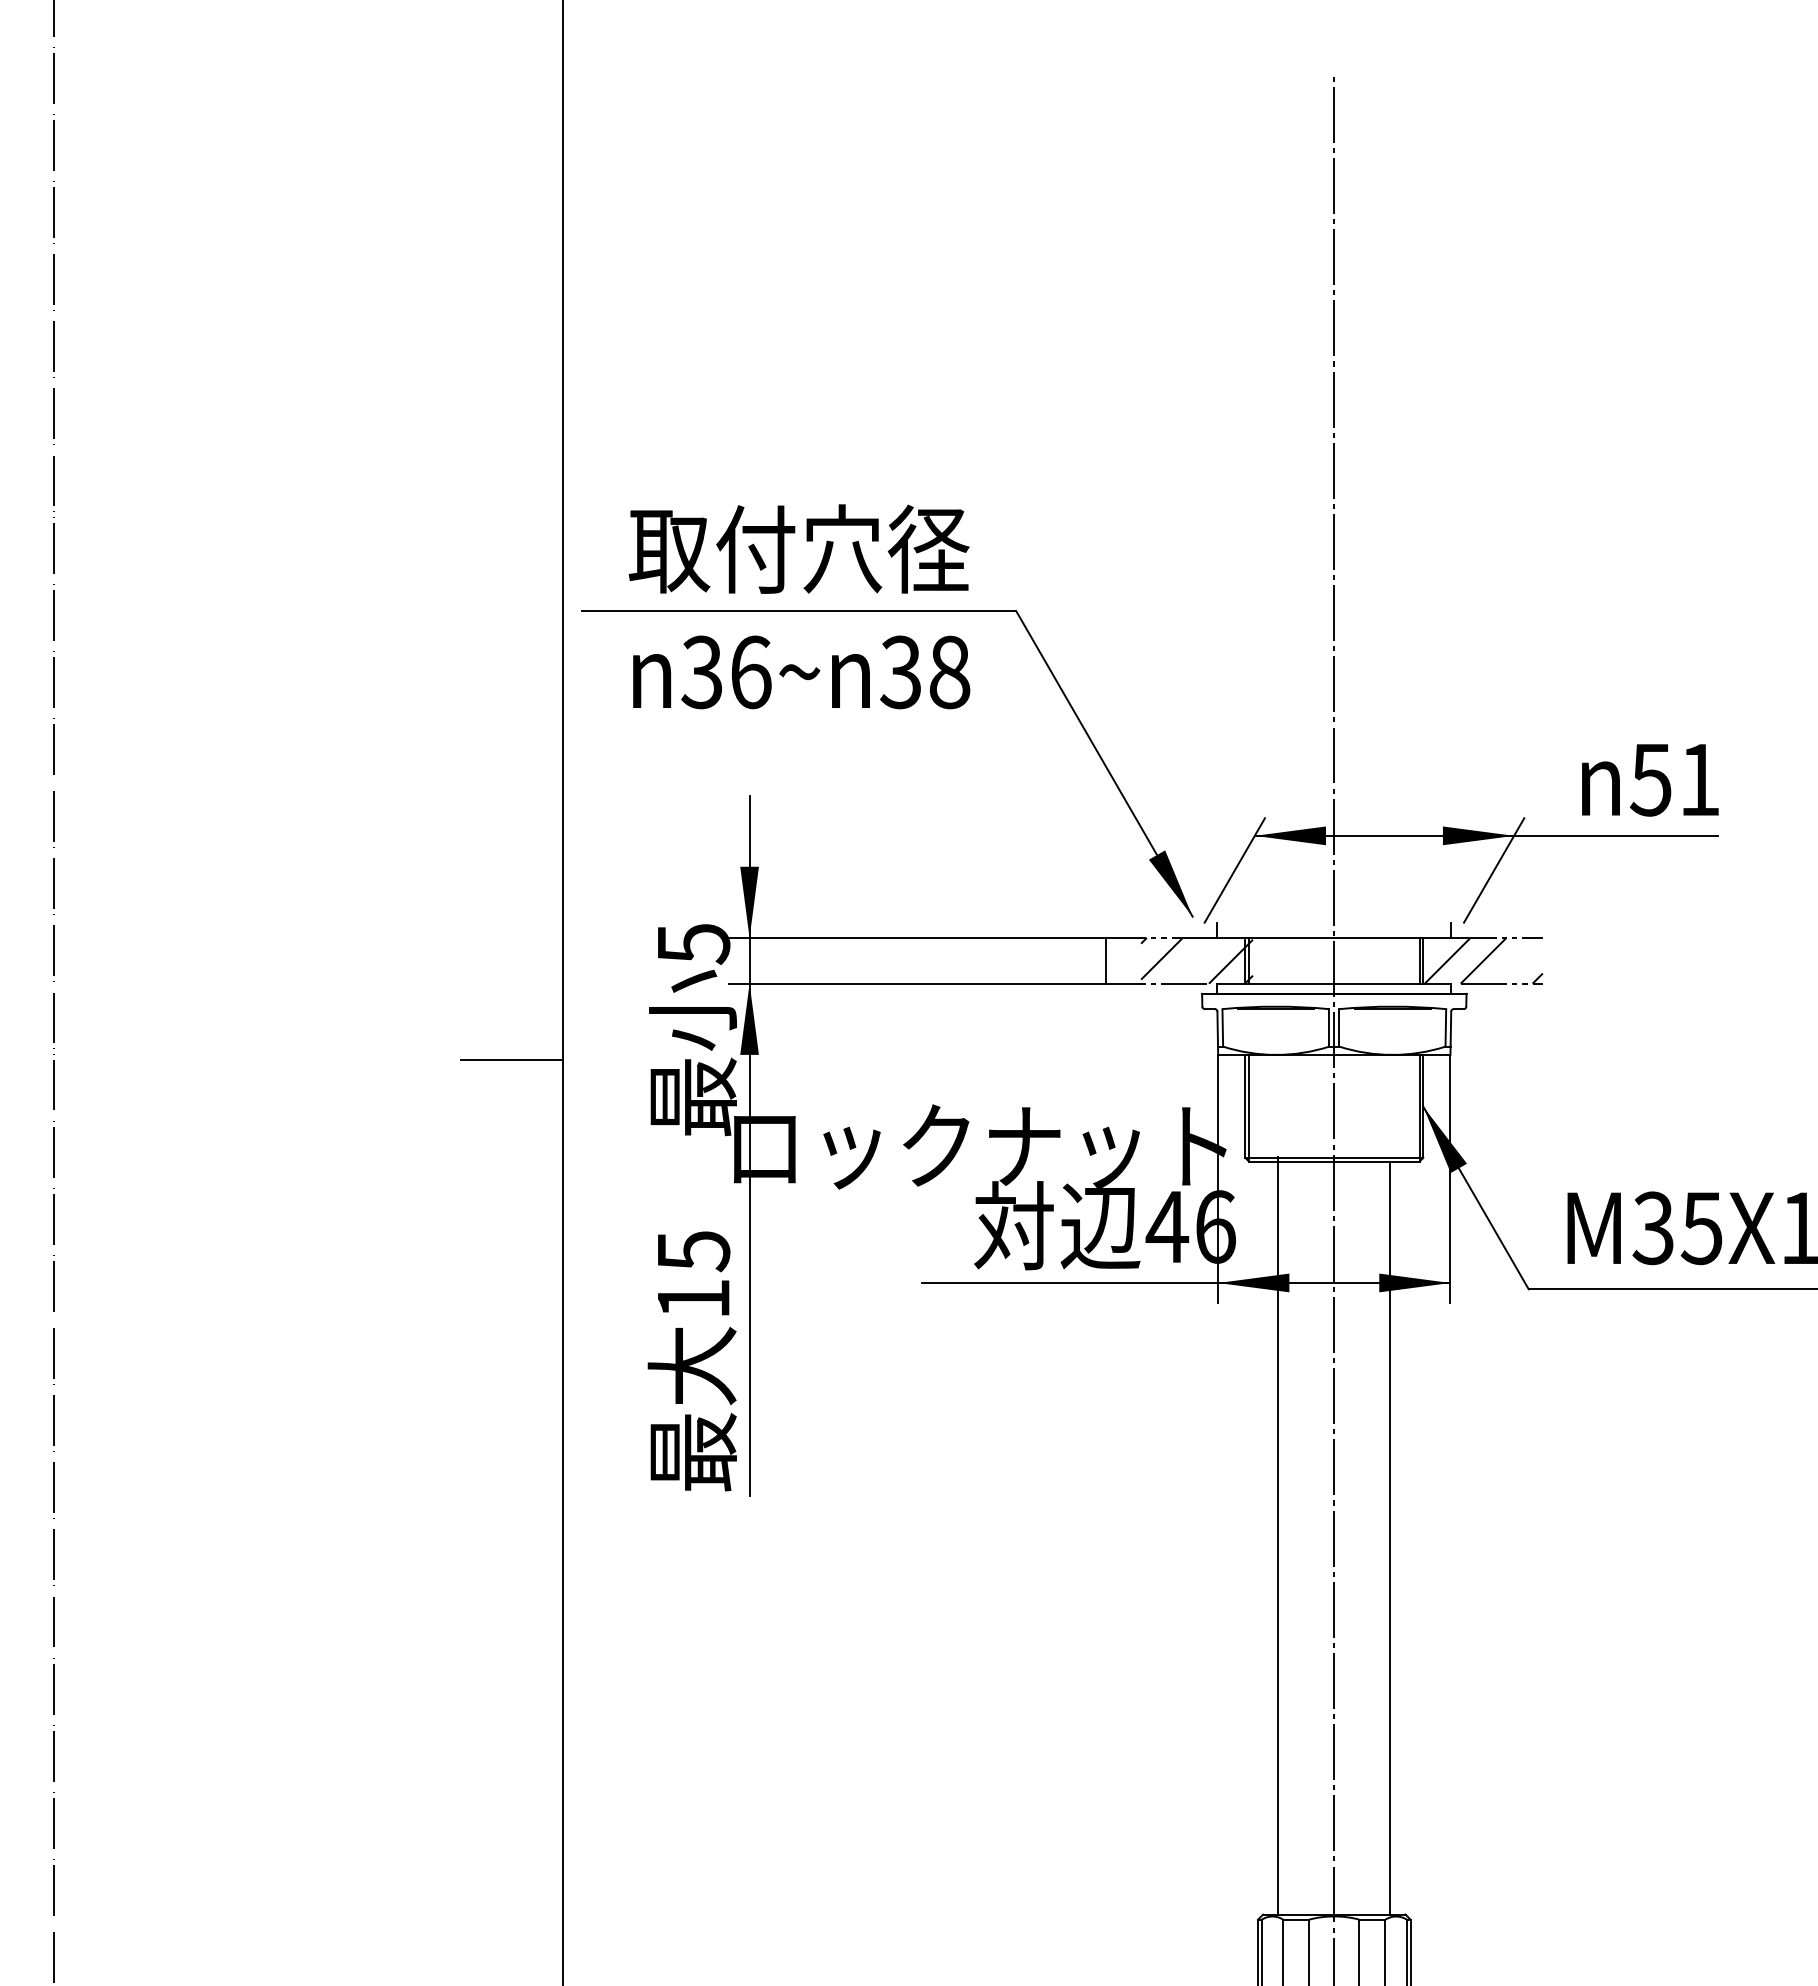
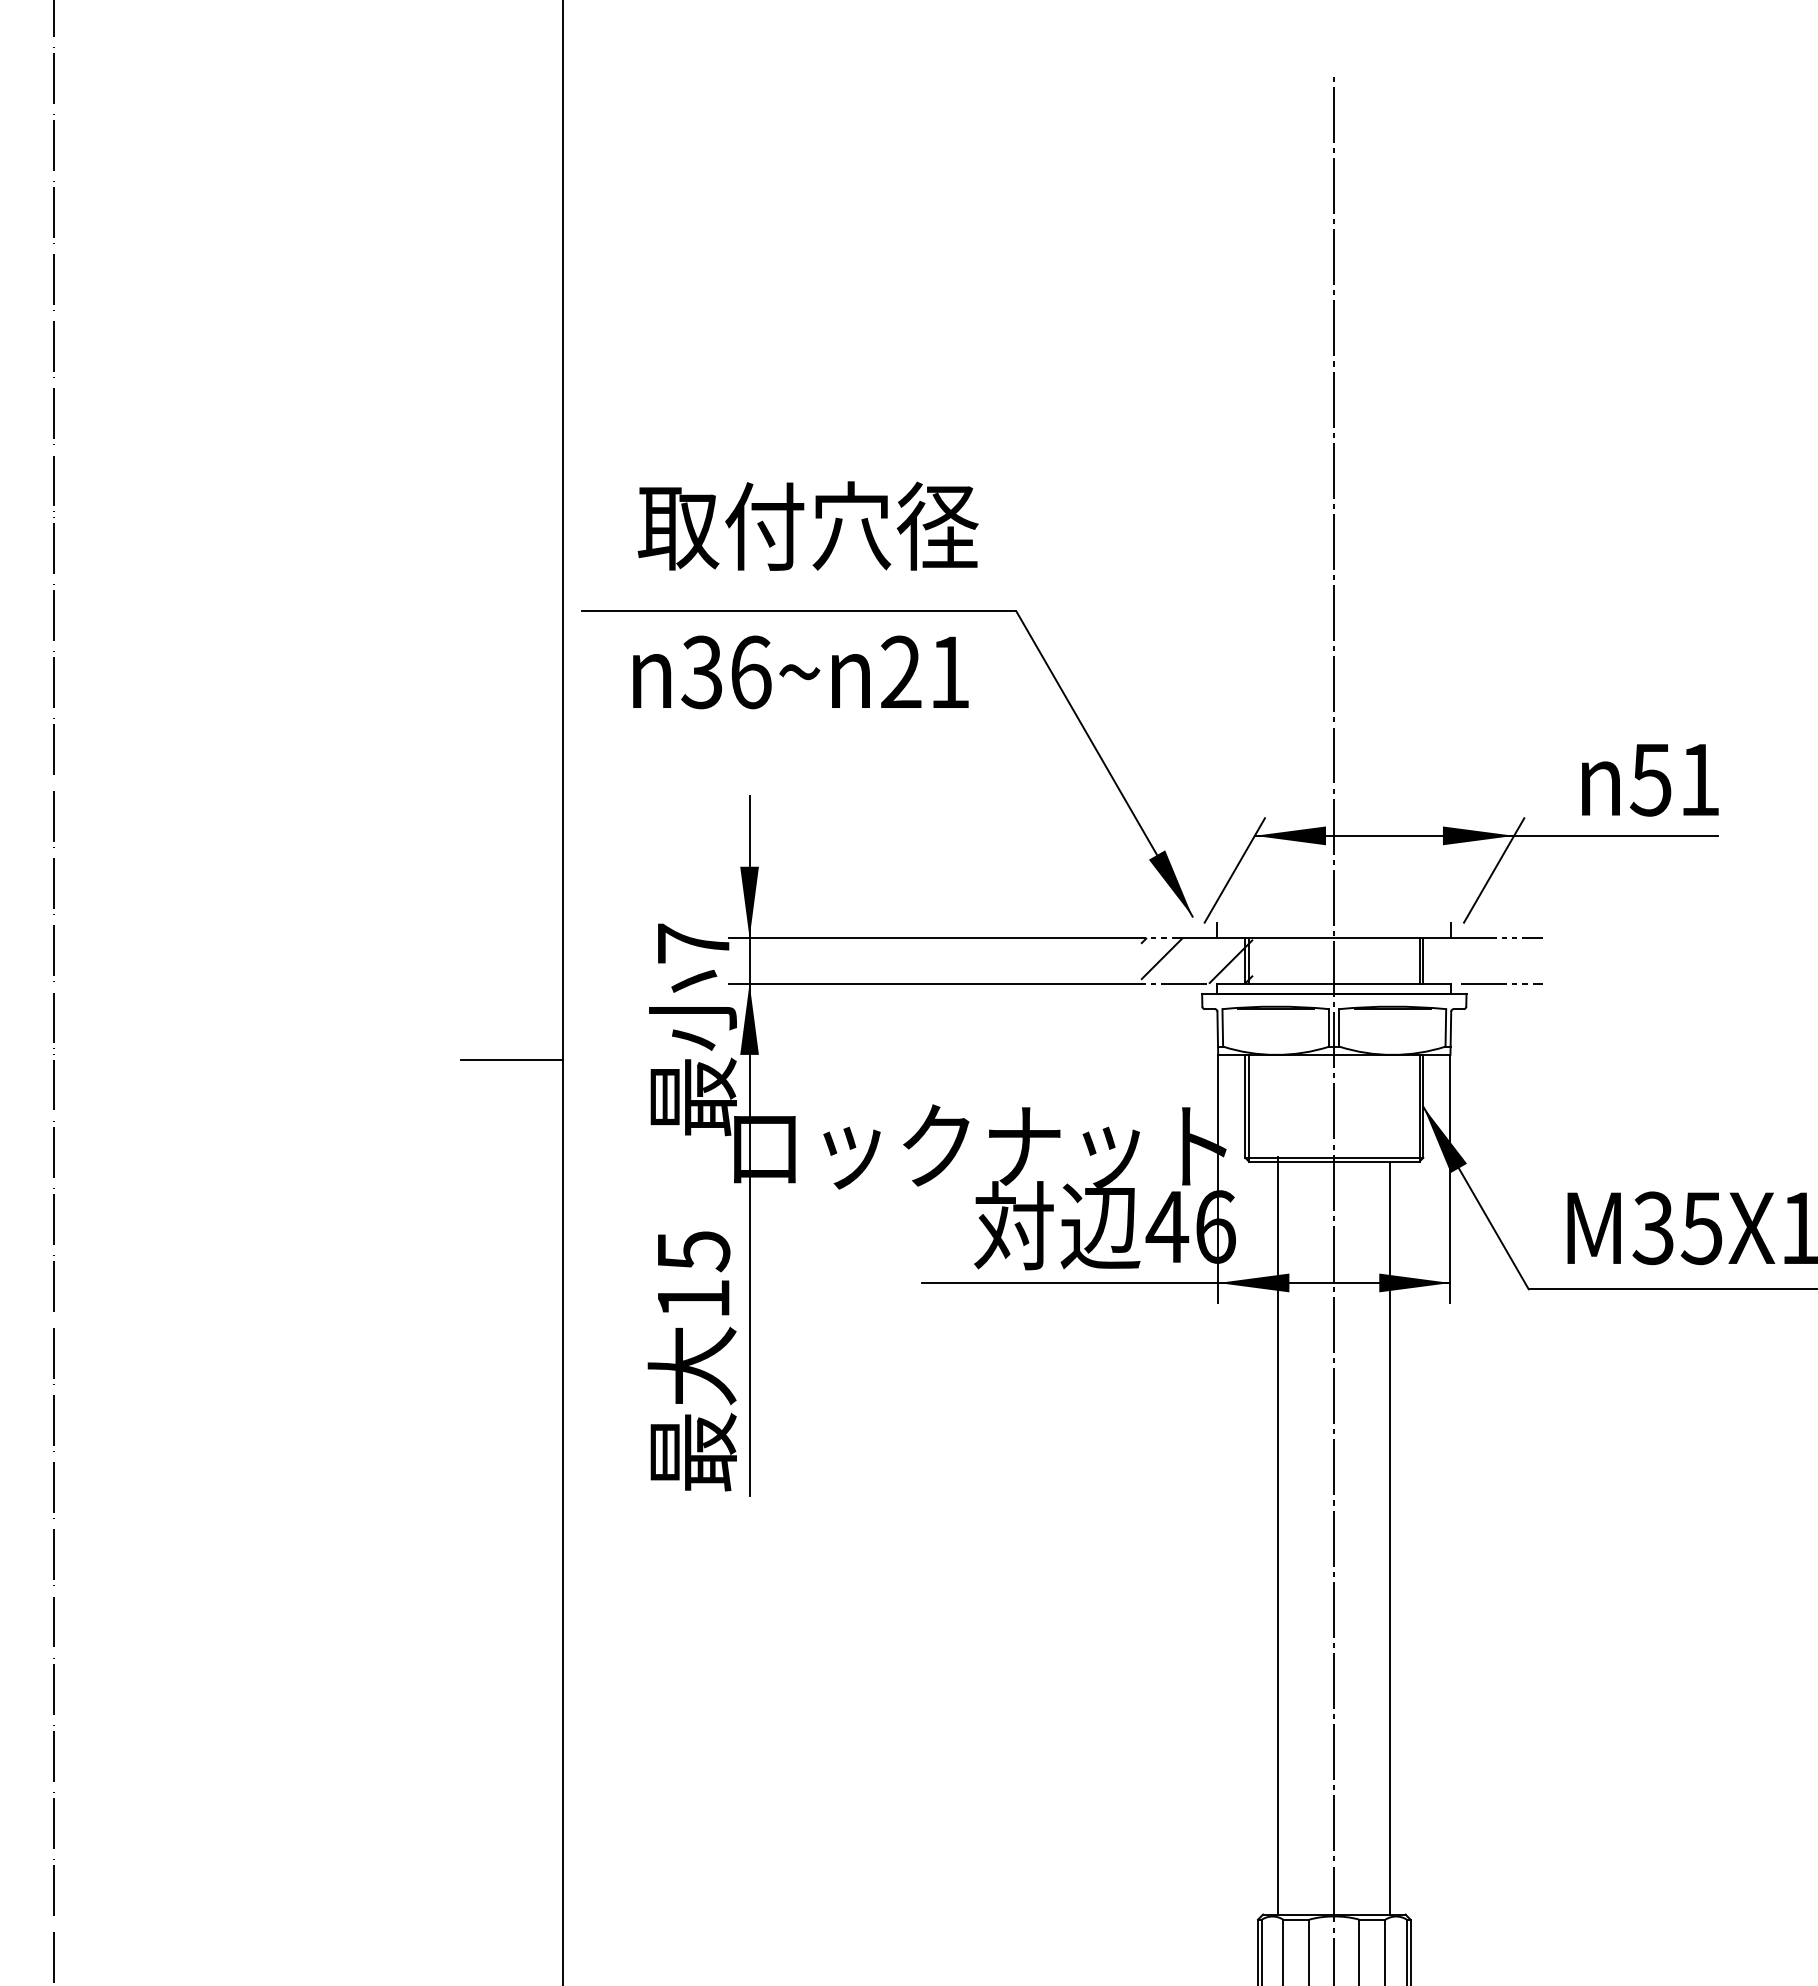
text position: (798, 548) -> (807, 525) (807, 525)
text: 38 -> 21 (925, 672)
text: 5 -> 7 (694, 943)
line: present -> none (1105, 960)
hatch: present -> none (1483, 960)
